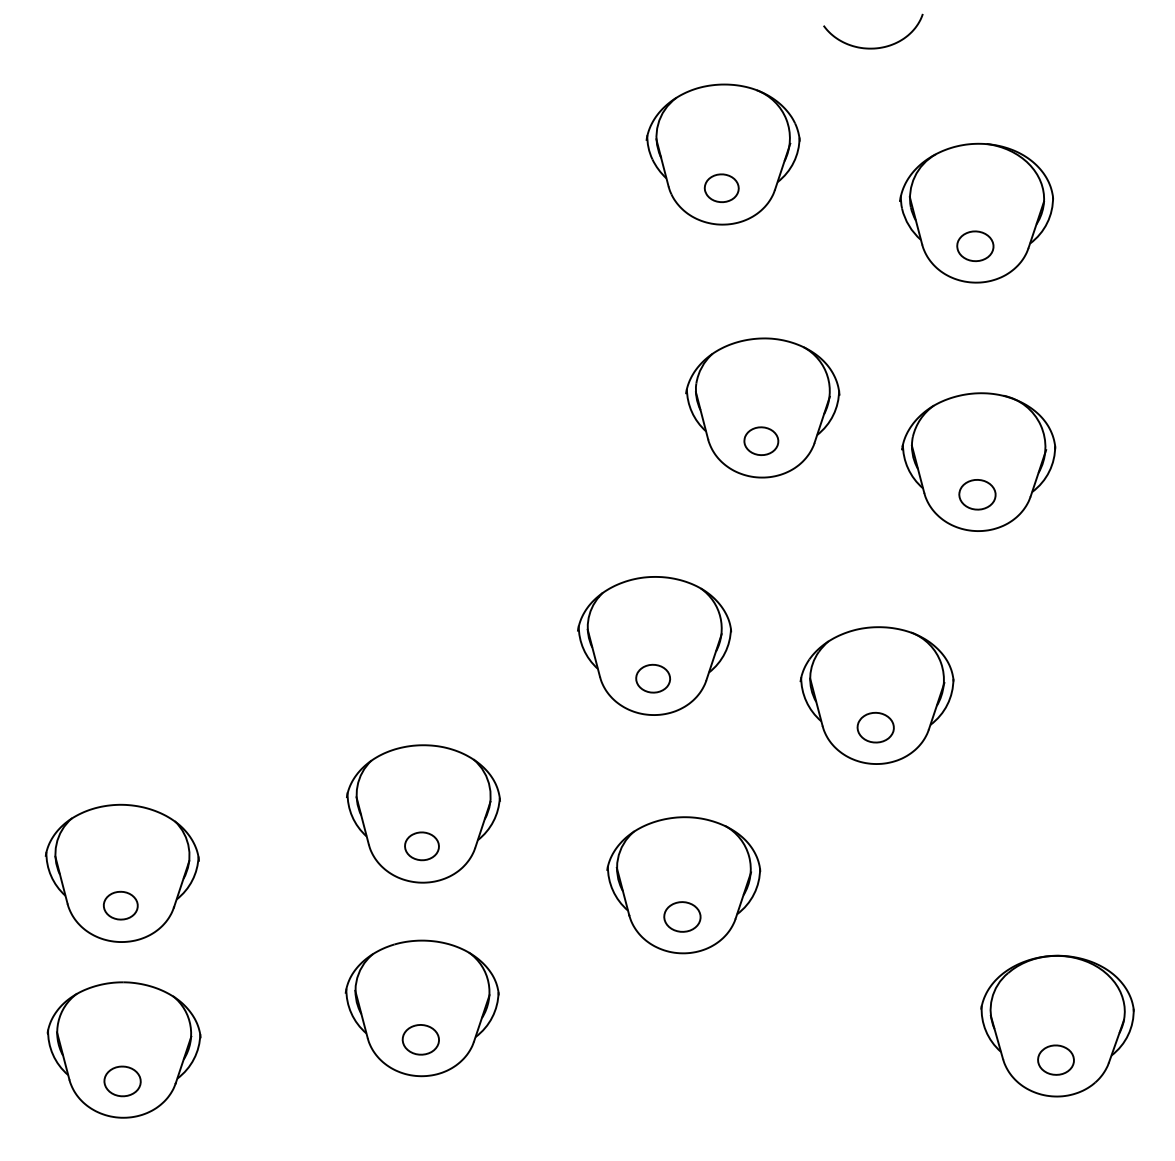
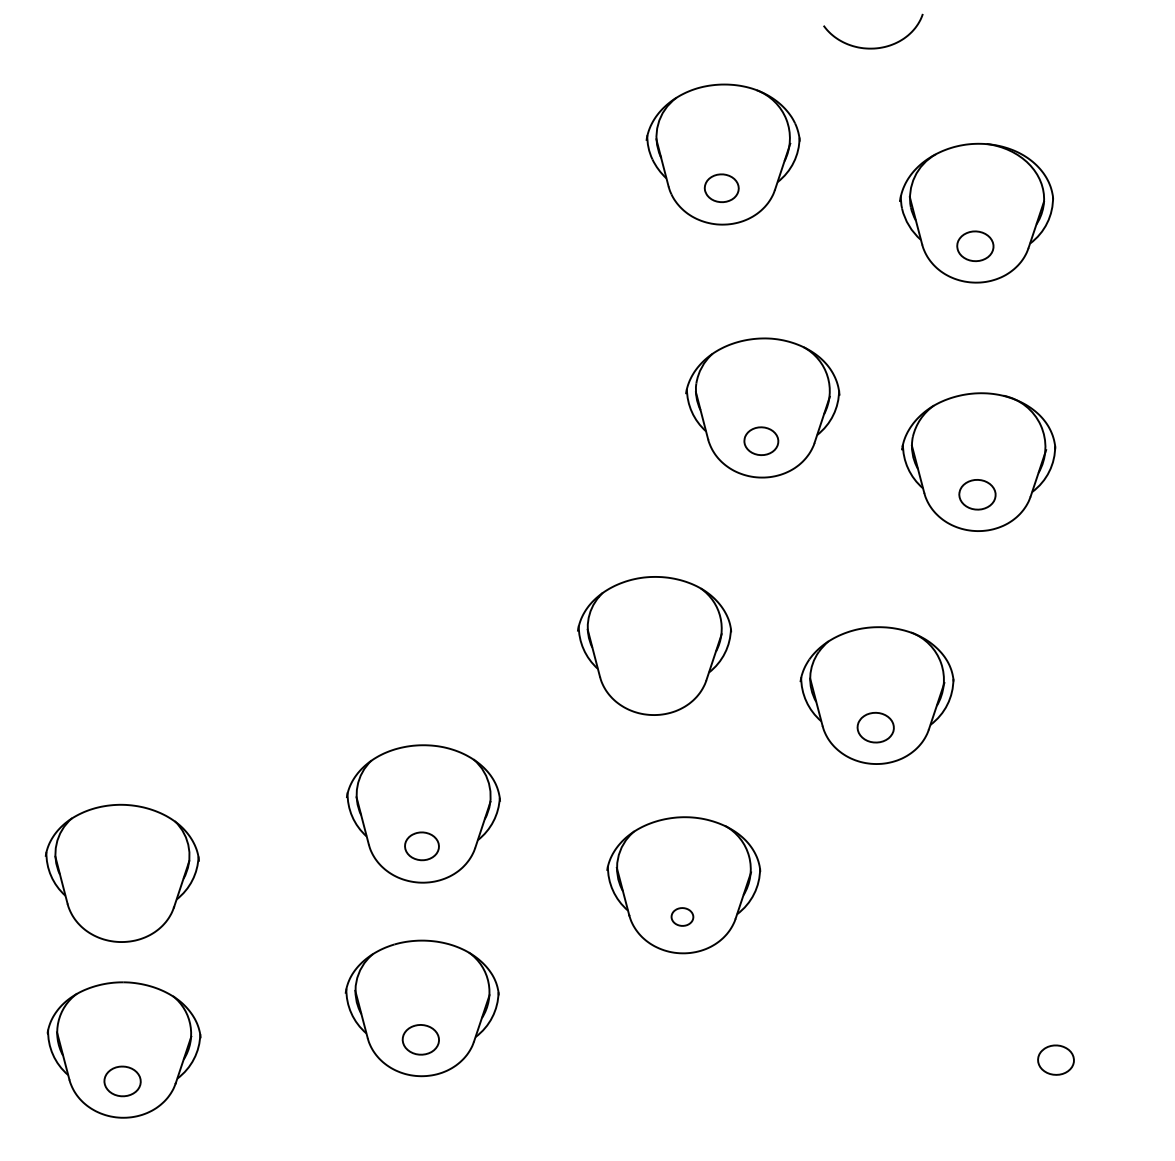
part: present -> none (653, 678)
part: present -> none (120, 905)
part size: 39x32 px -> 25x20 px (682, 916)
part: present -> none (1057, 1025)
